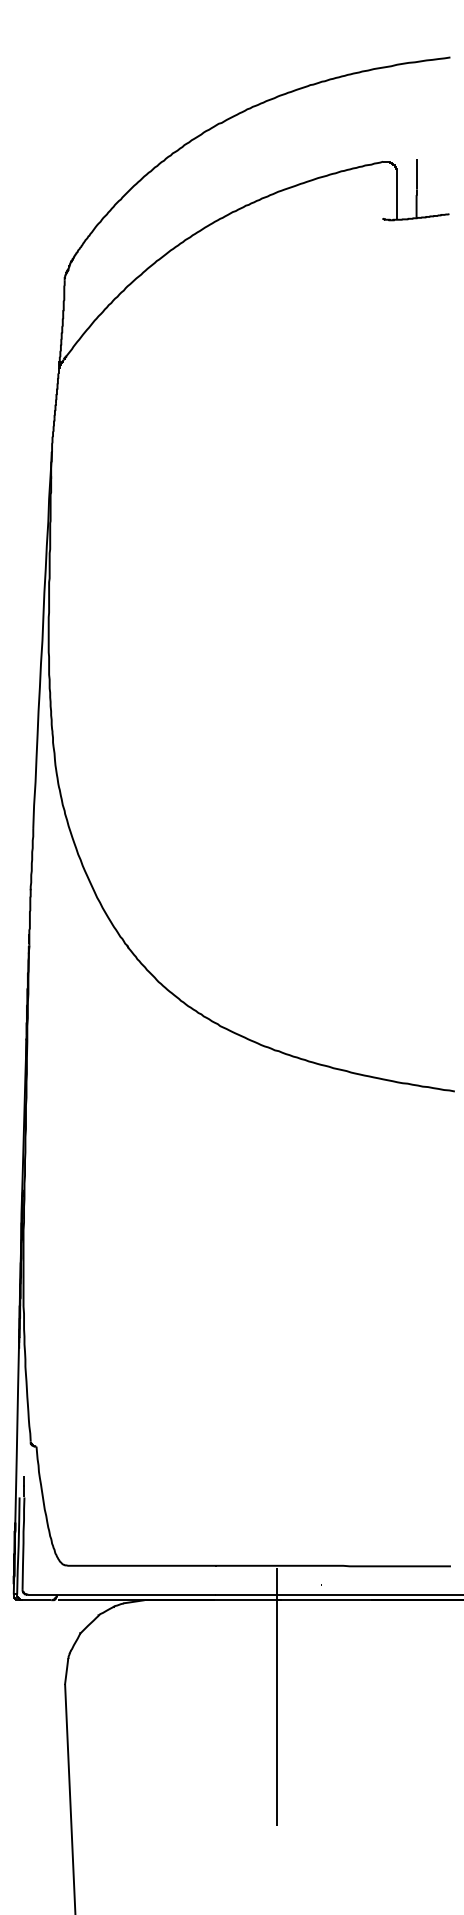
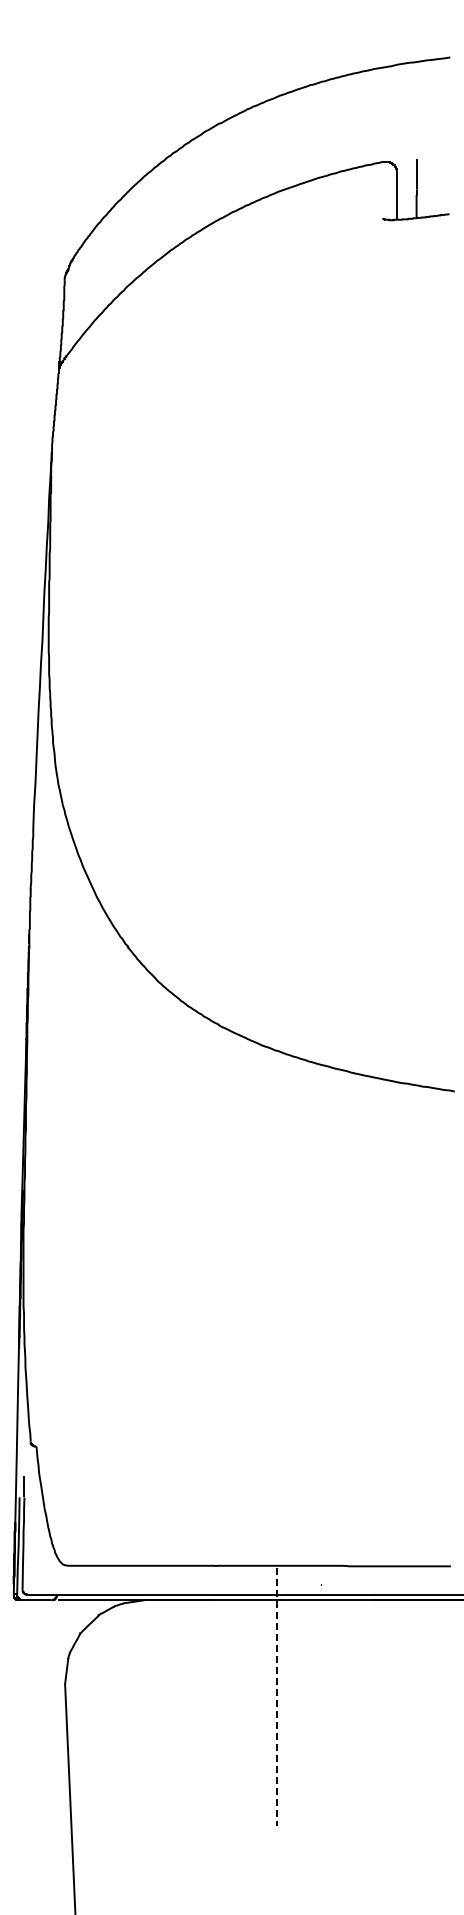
line: solid -> dashed (276, 1697)
